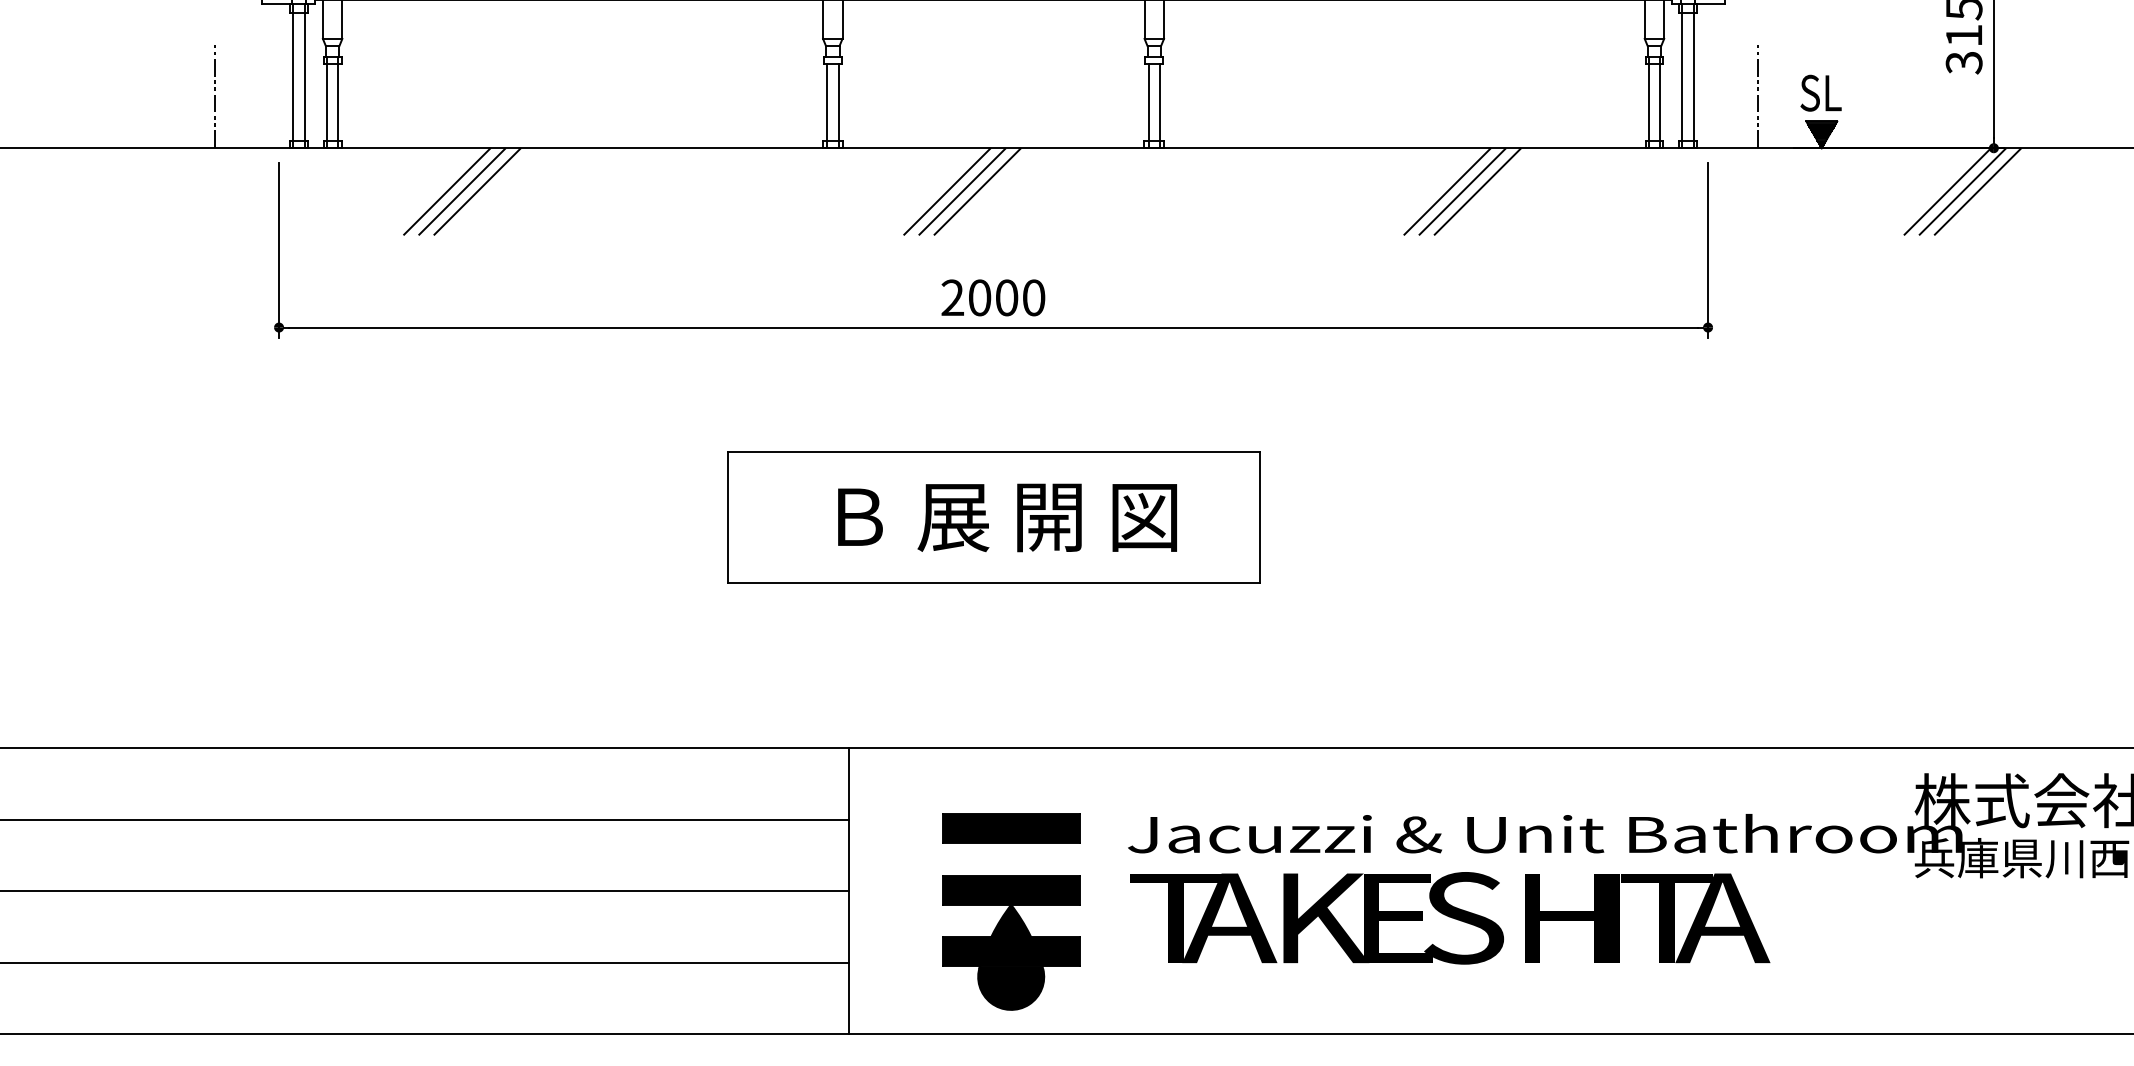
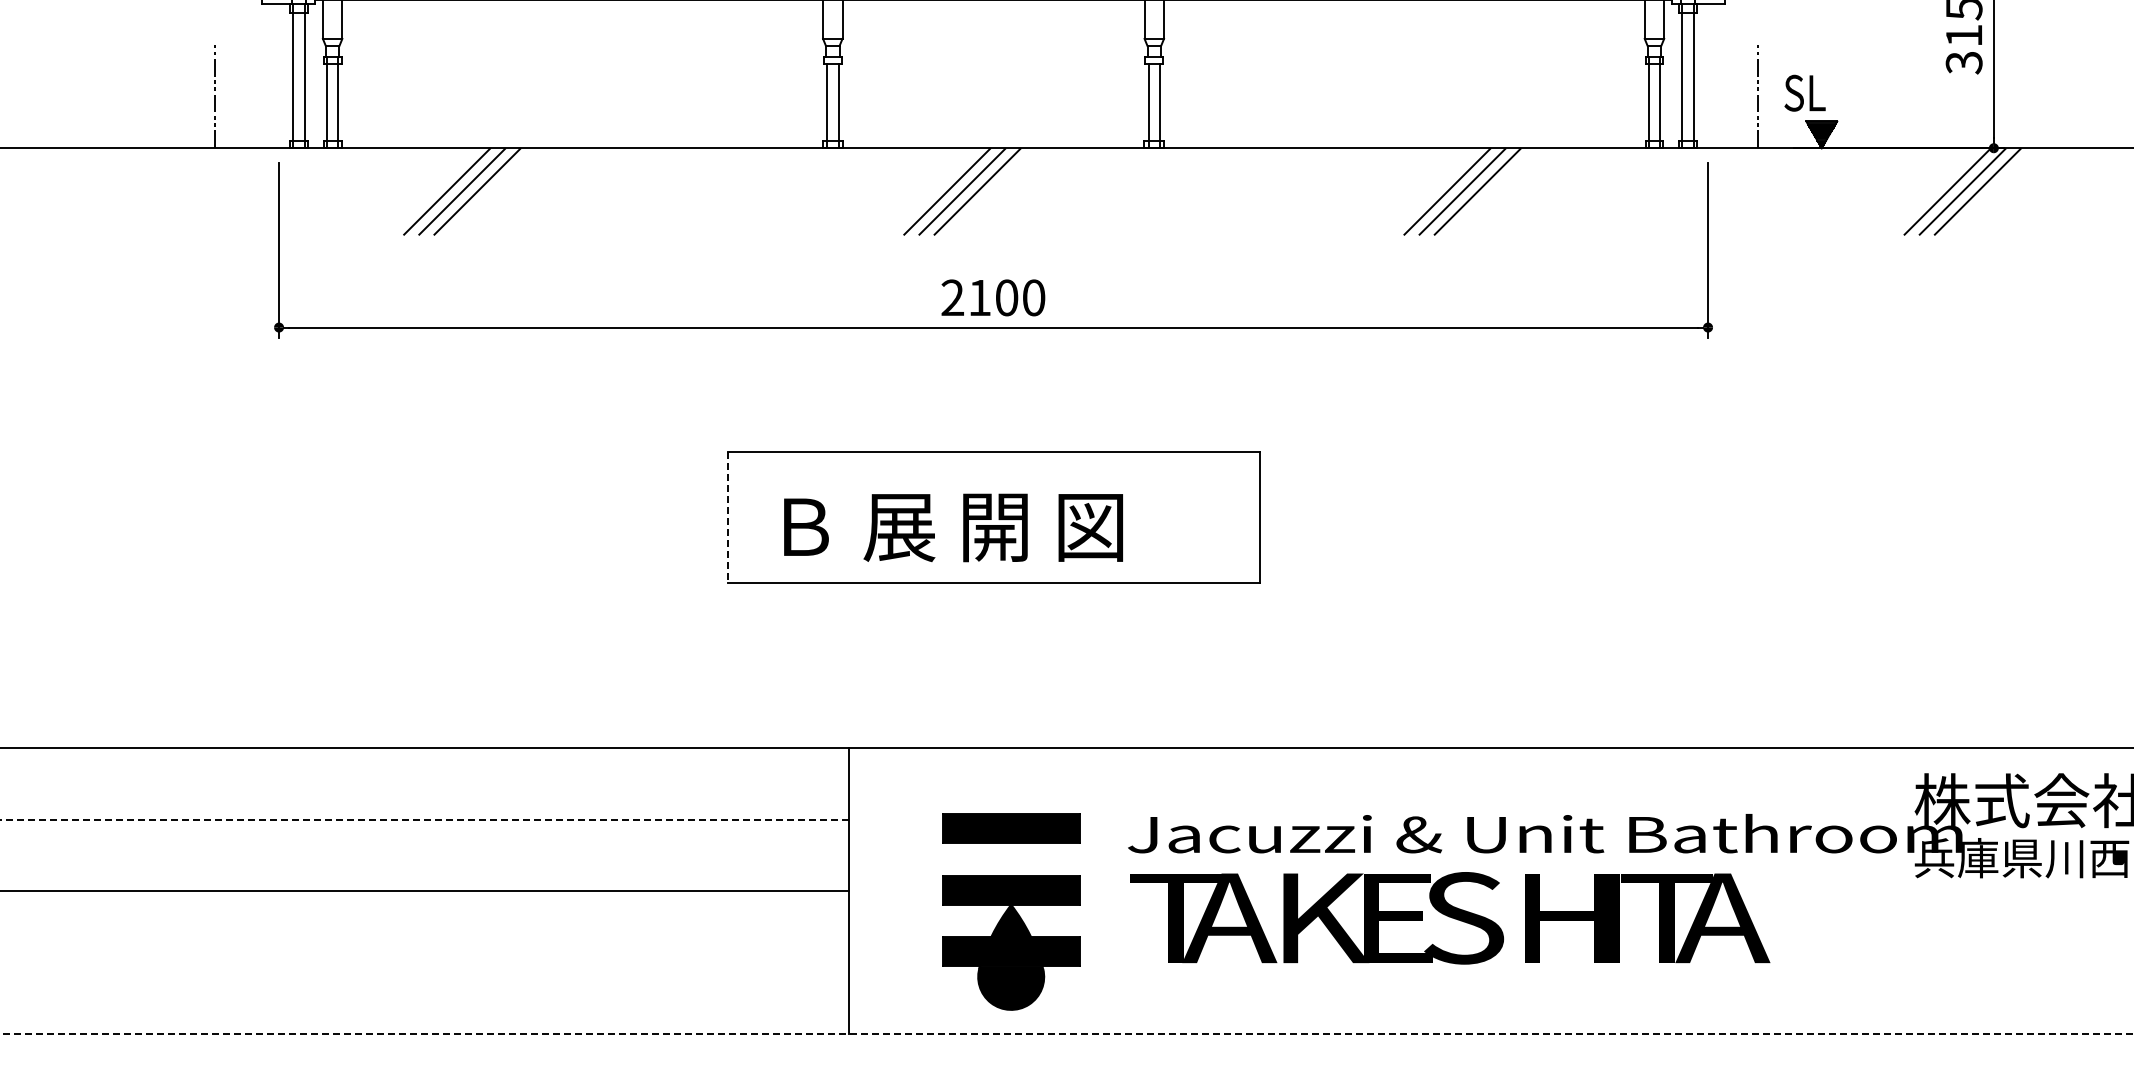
text position: (1820, 92) -> (1804, 92) (1804, 92)
text: 2000 -> 2100 (980, 297)
line: solid -> dashed (727, 517)
text position: (1007, 517) -> (953, 527) (953, 527)
line: solid -> dashed (424, 819)
line: present -> none (425, 962)
line: solid -> dashed (1067, 1034)
